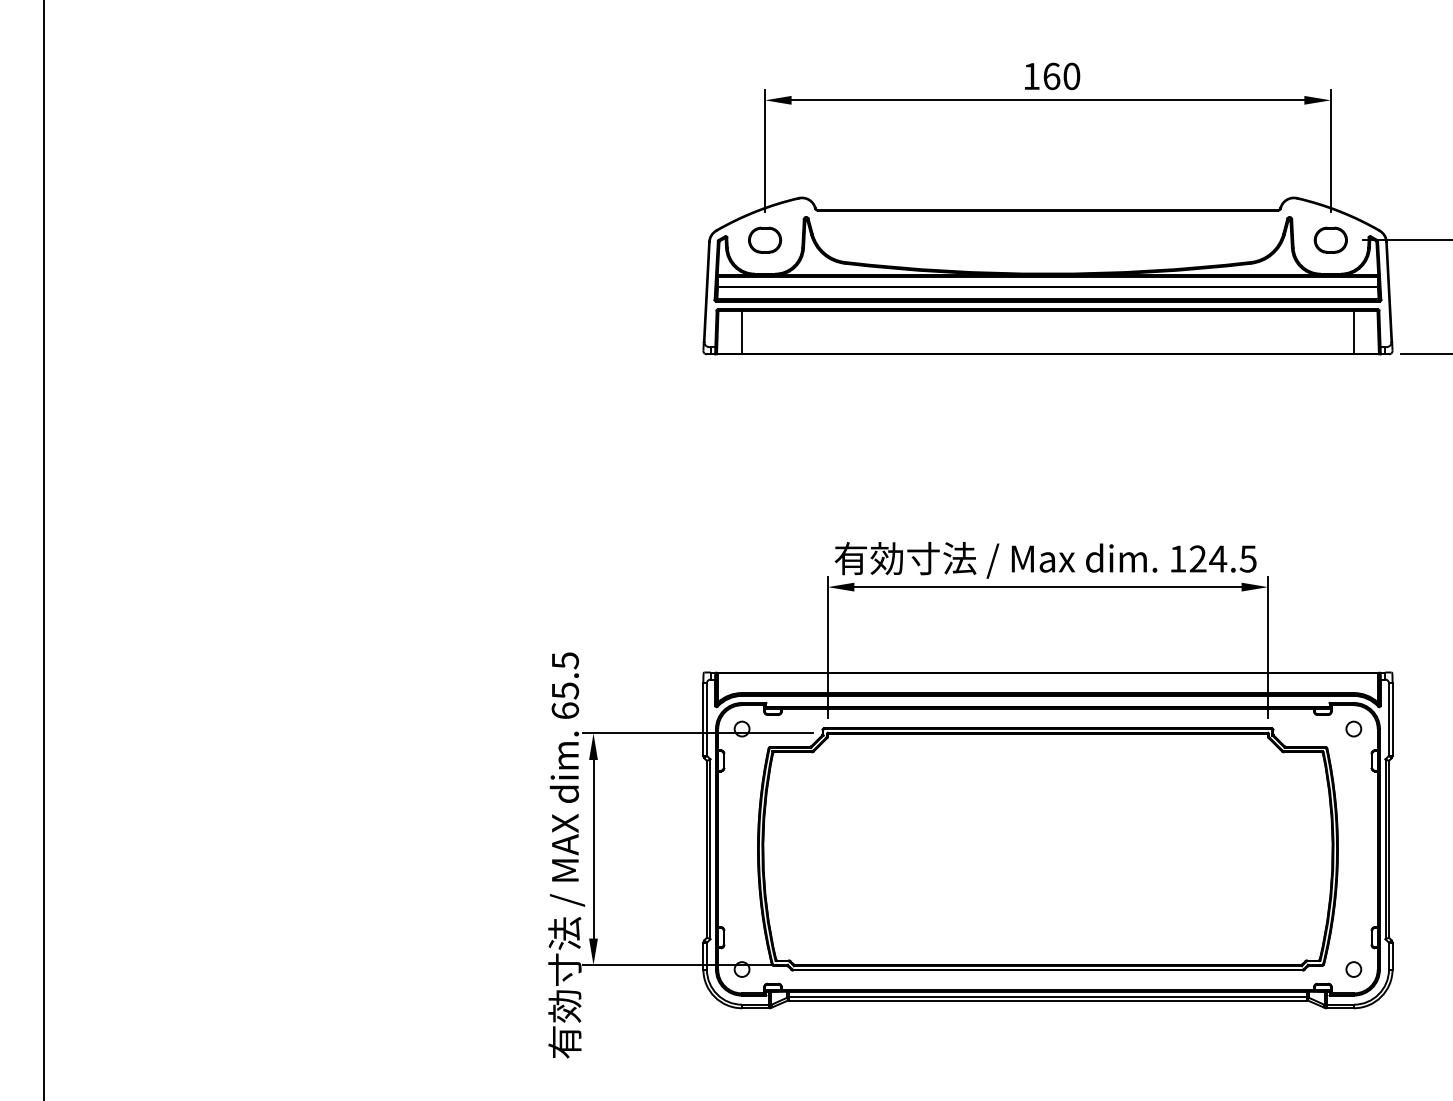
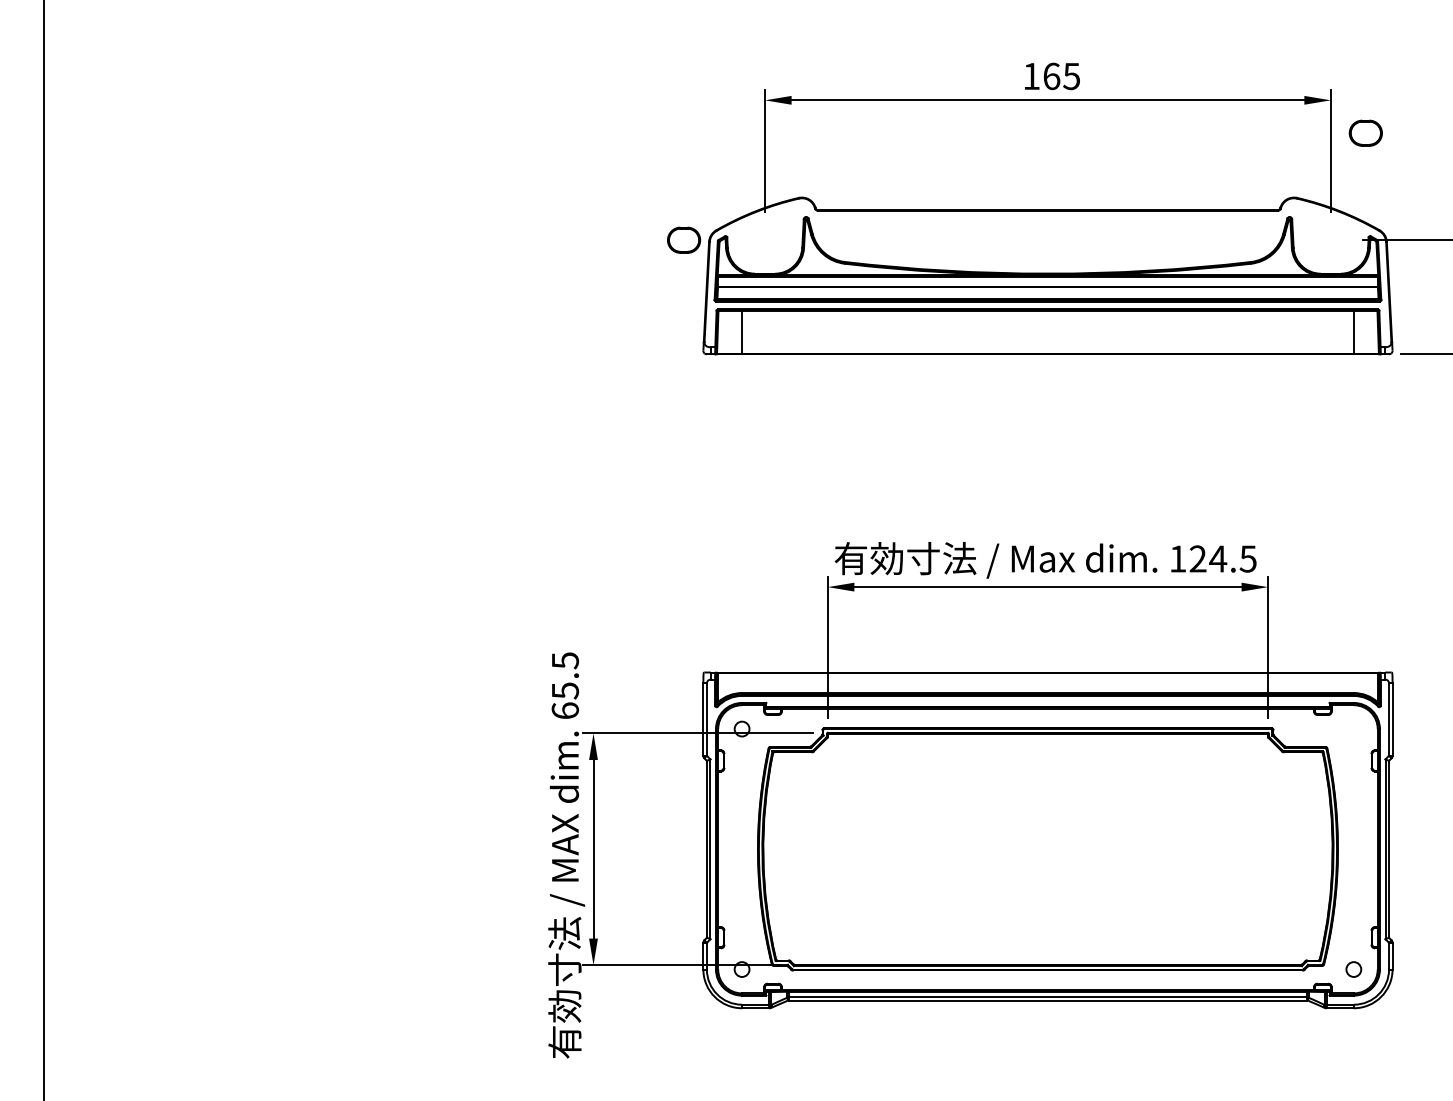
text: 160 -> 165 (1071, 76)
part position: (765, 239) -> (684, 239) (684, 239)
part position: (1330, 239) -> (1365, 132) (1365, 132)
circle: present -> none (1353, 728)
